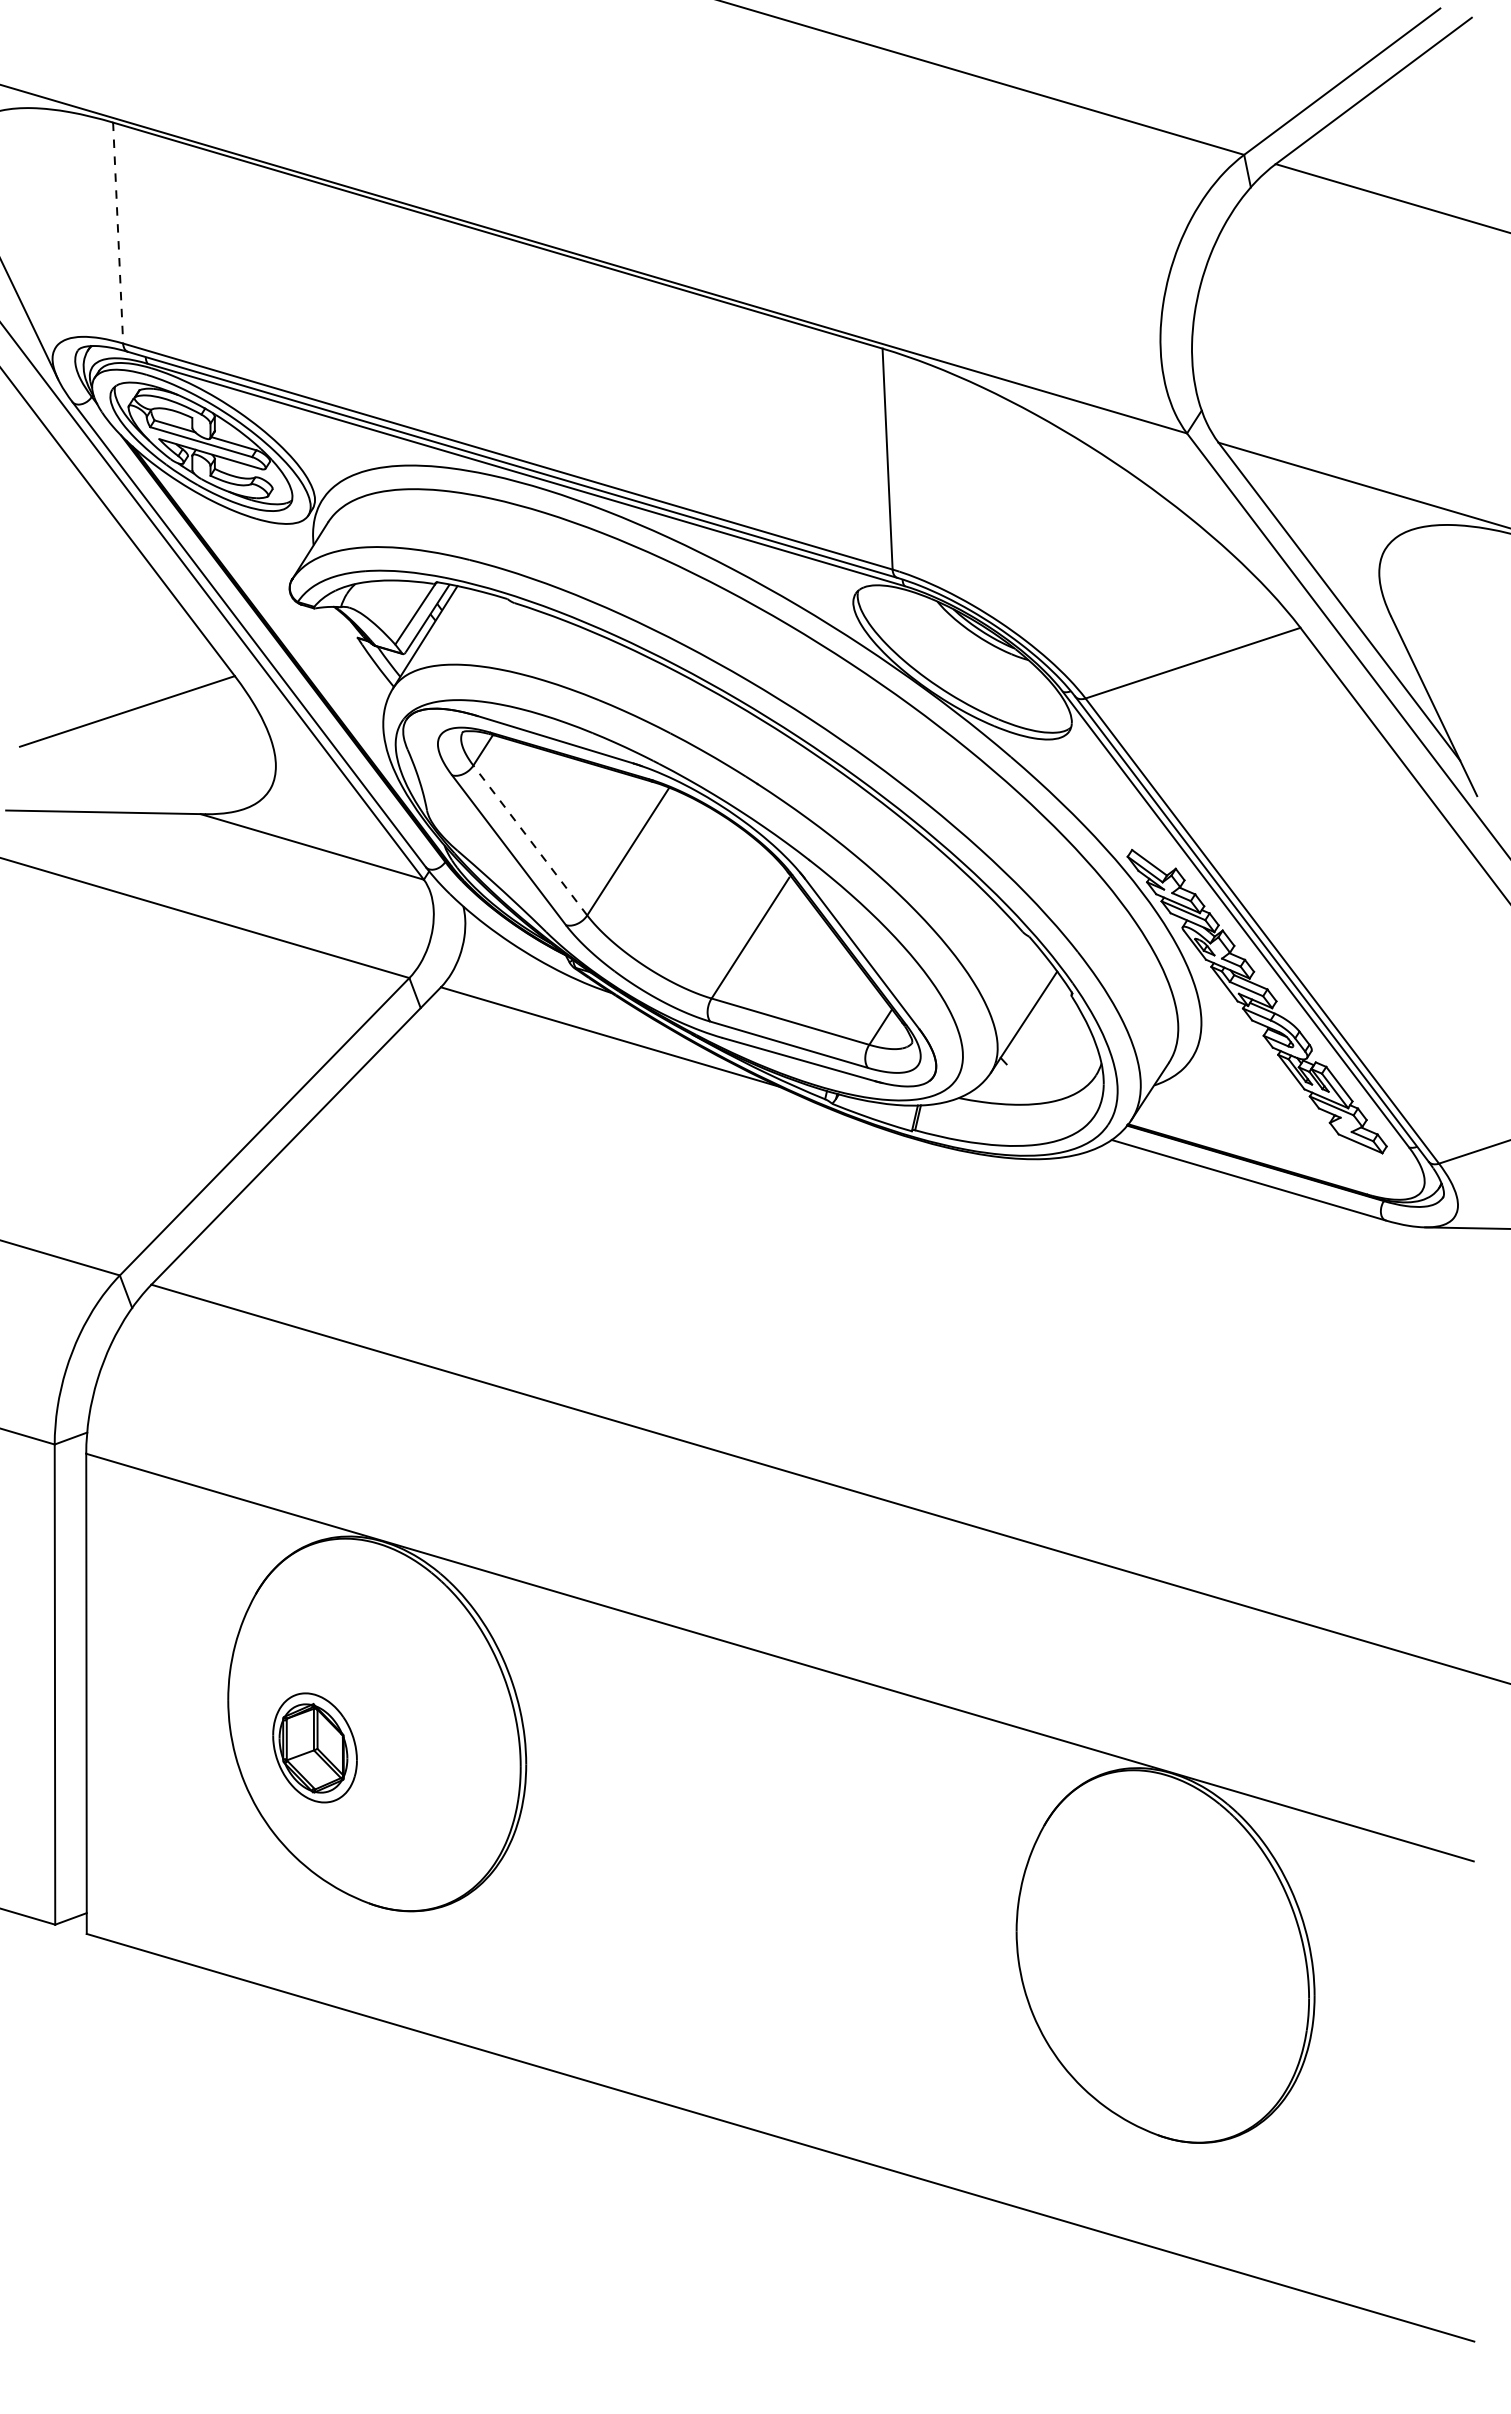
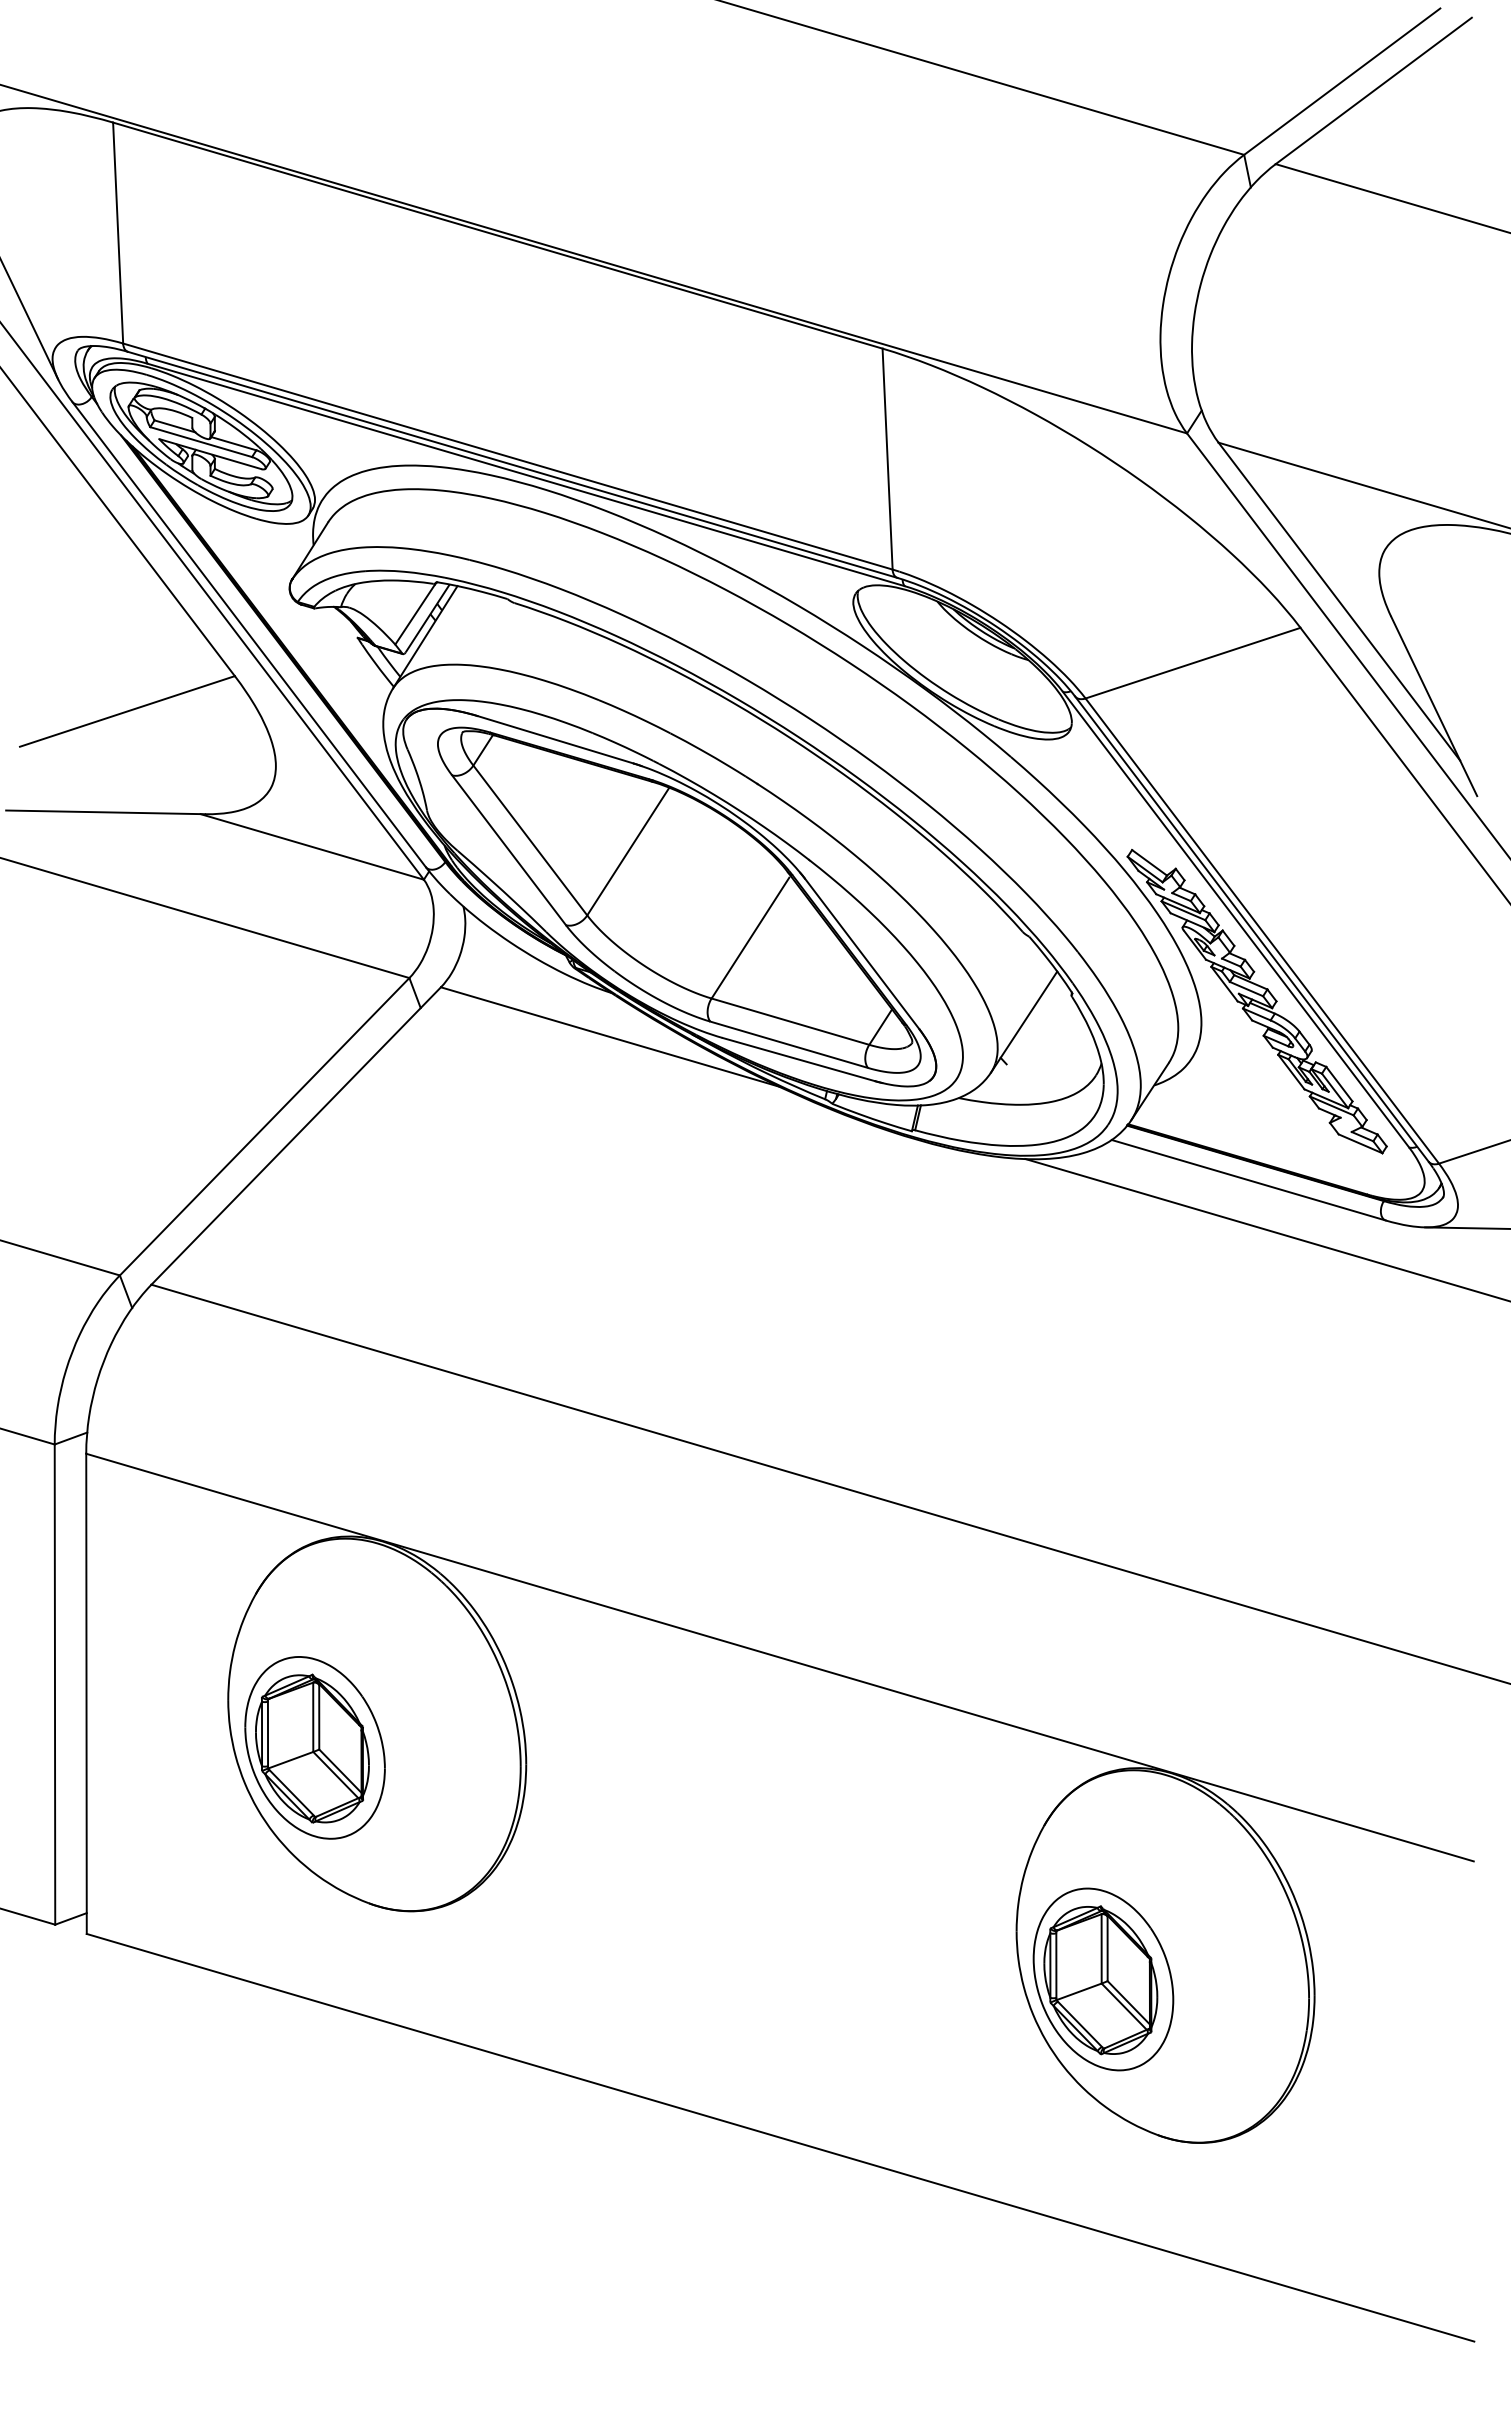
line: dashed -> solid (118, 233)
line: dashed -> solid (530, 840)
line: none -> present (1266, 1229)
part size: 86x112 px -> 142x184 px (314, 1747)
part: none -> present (1103, 1979)
